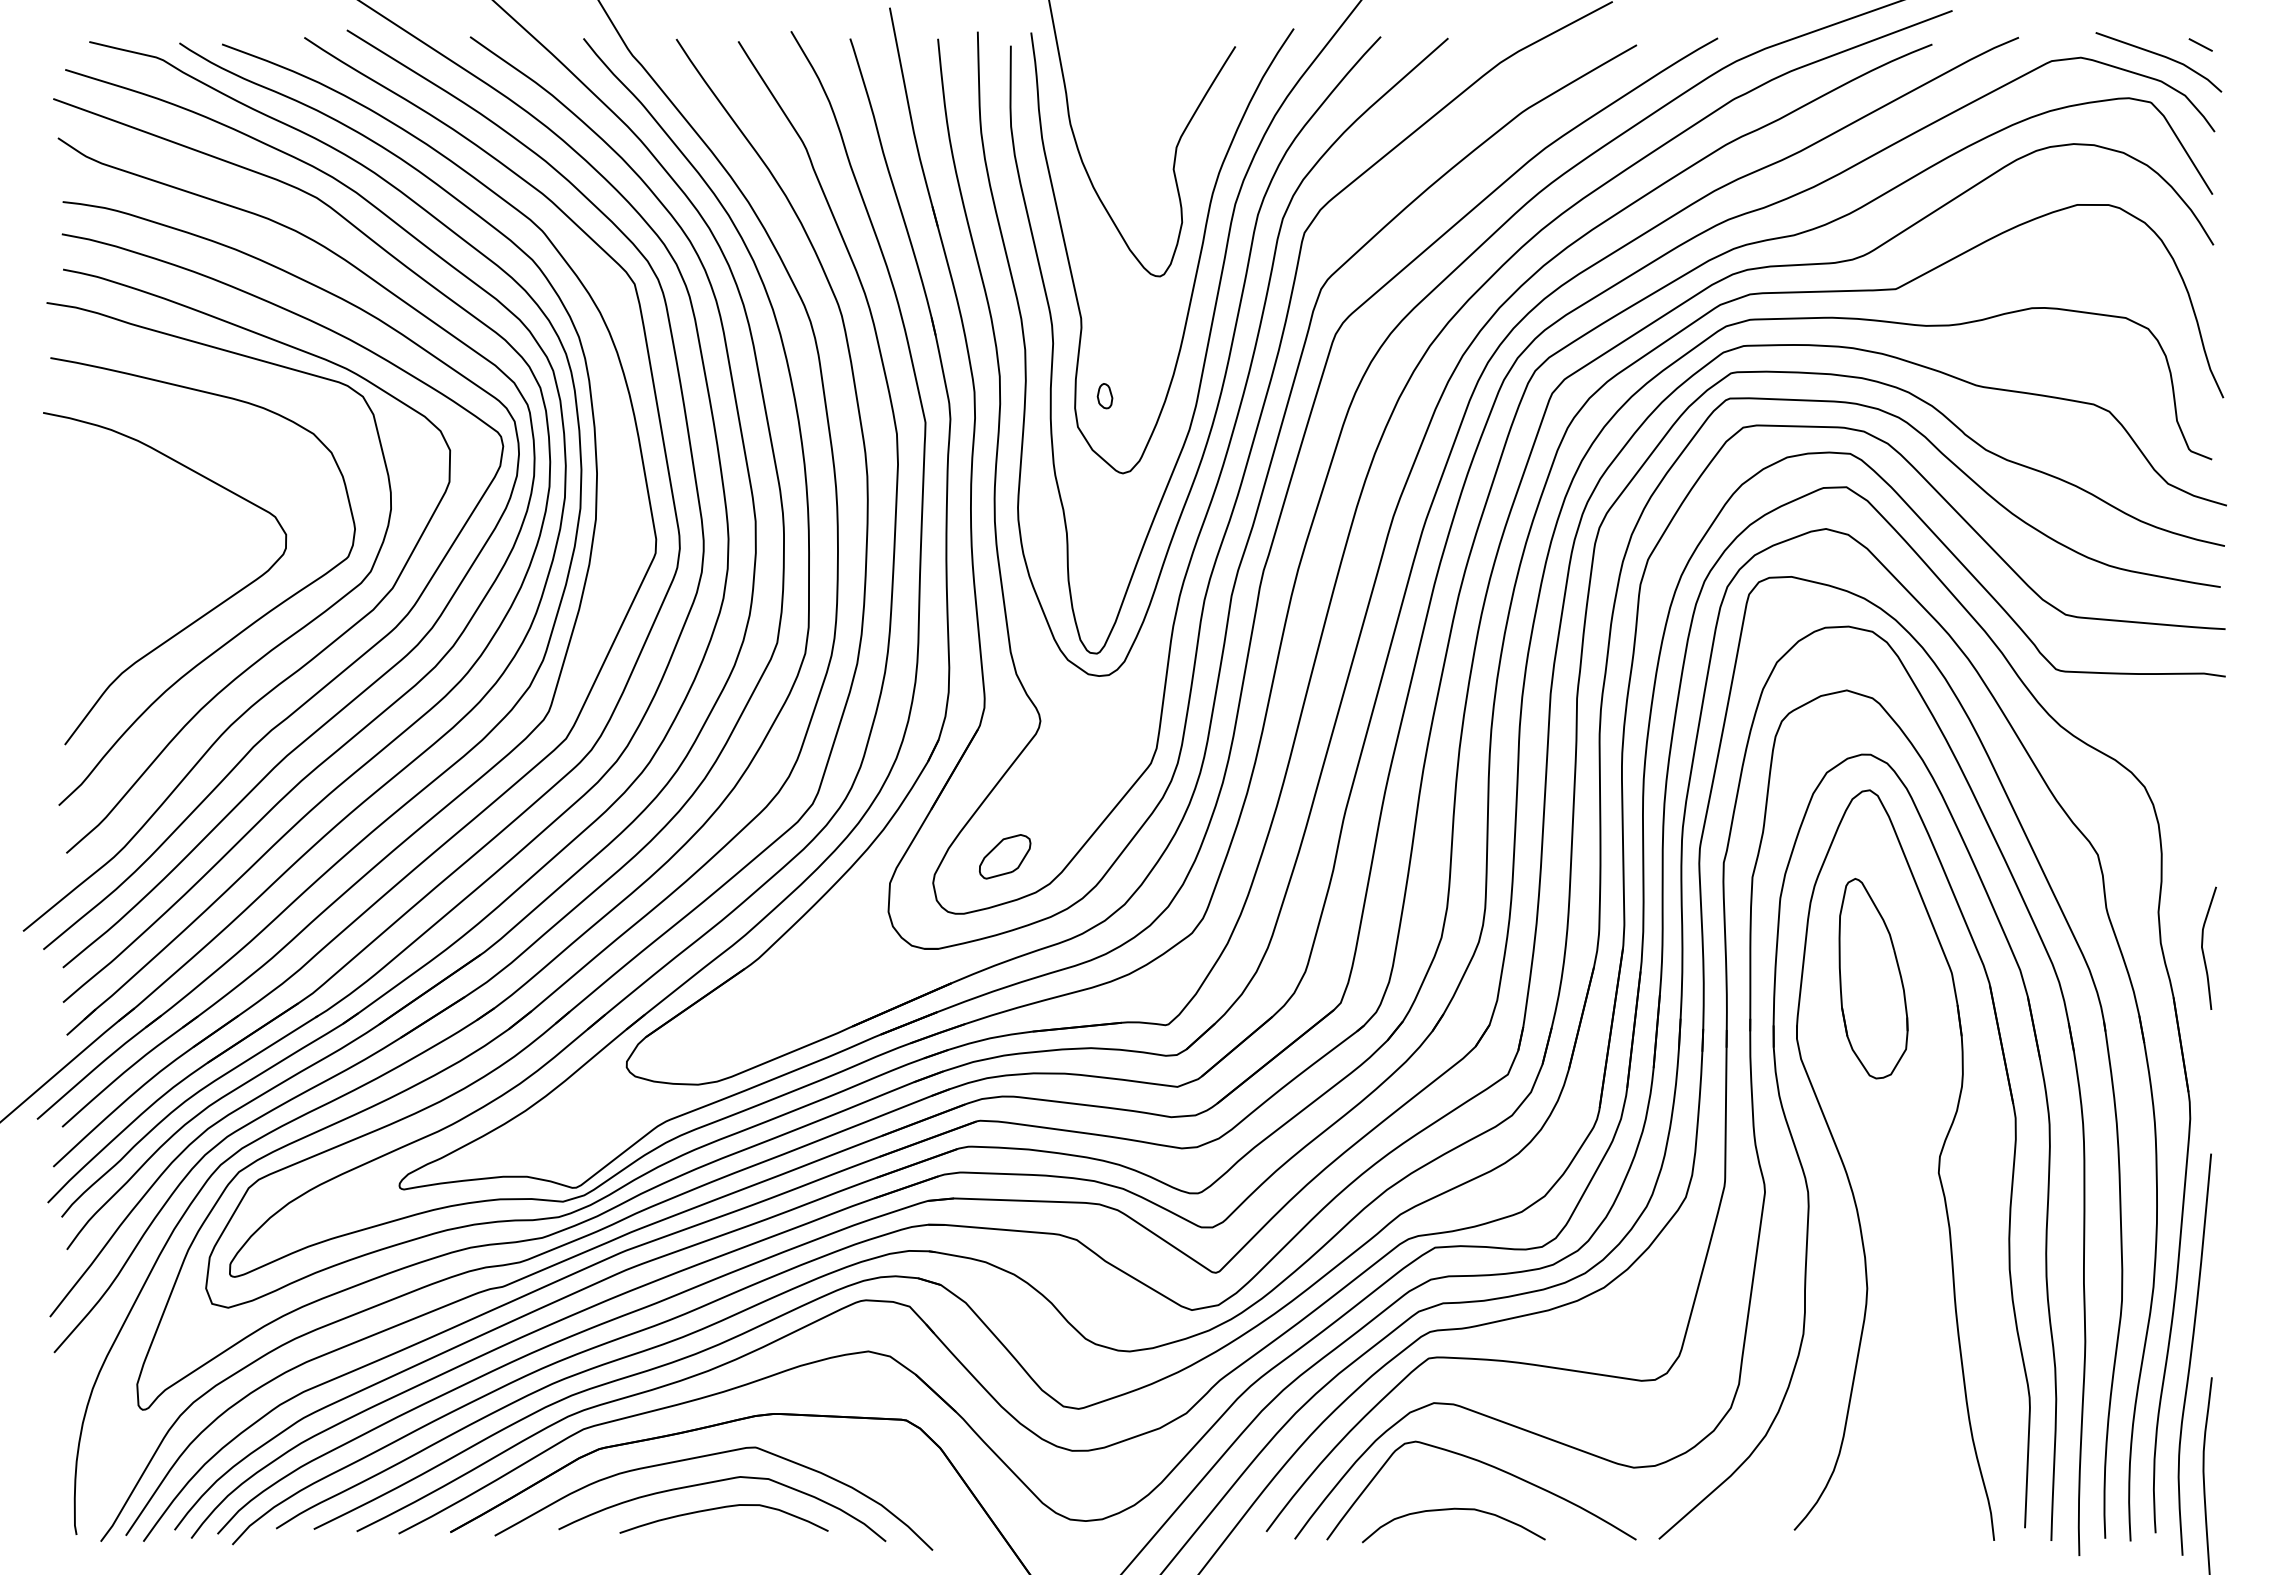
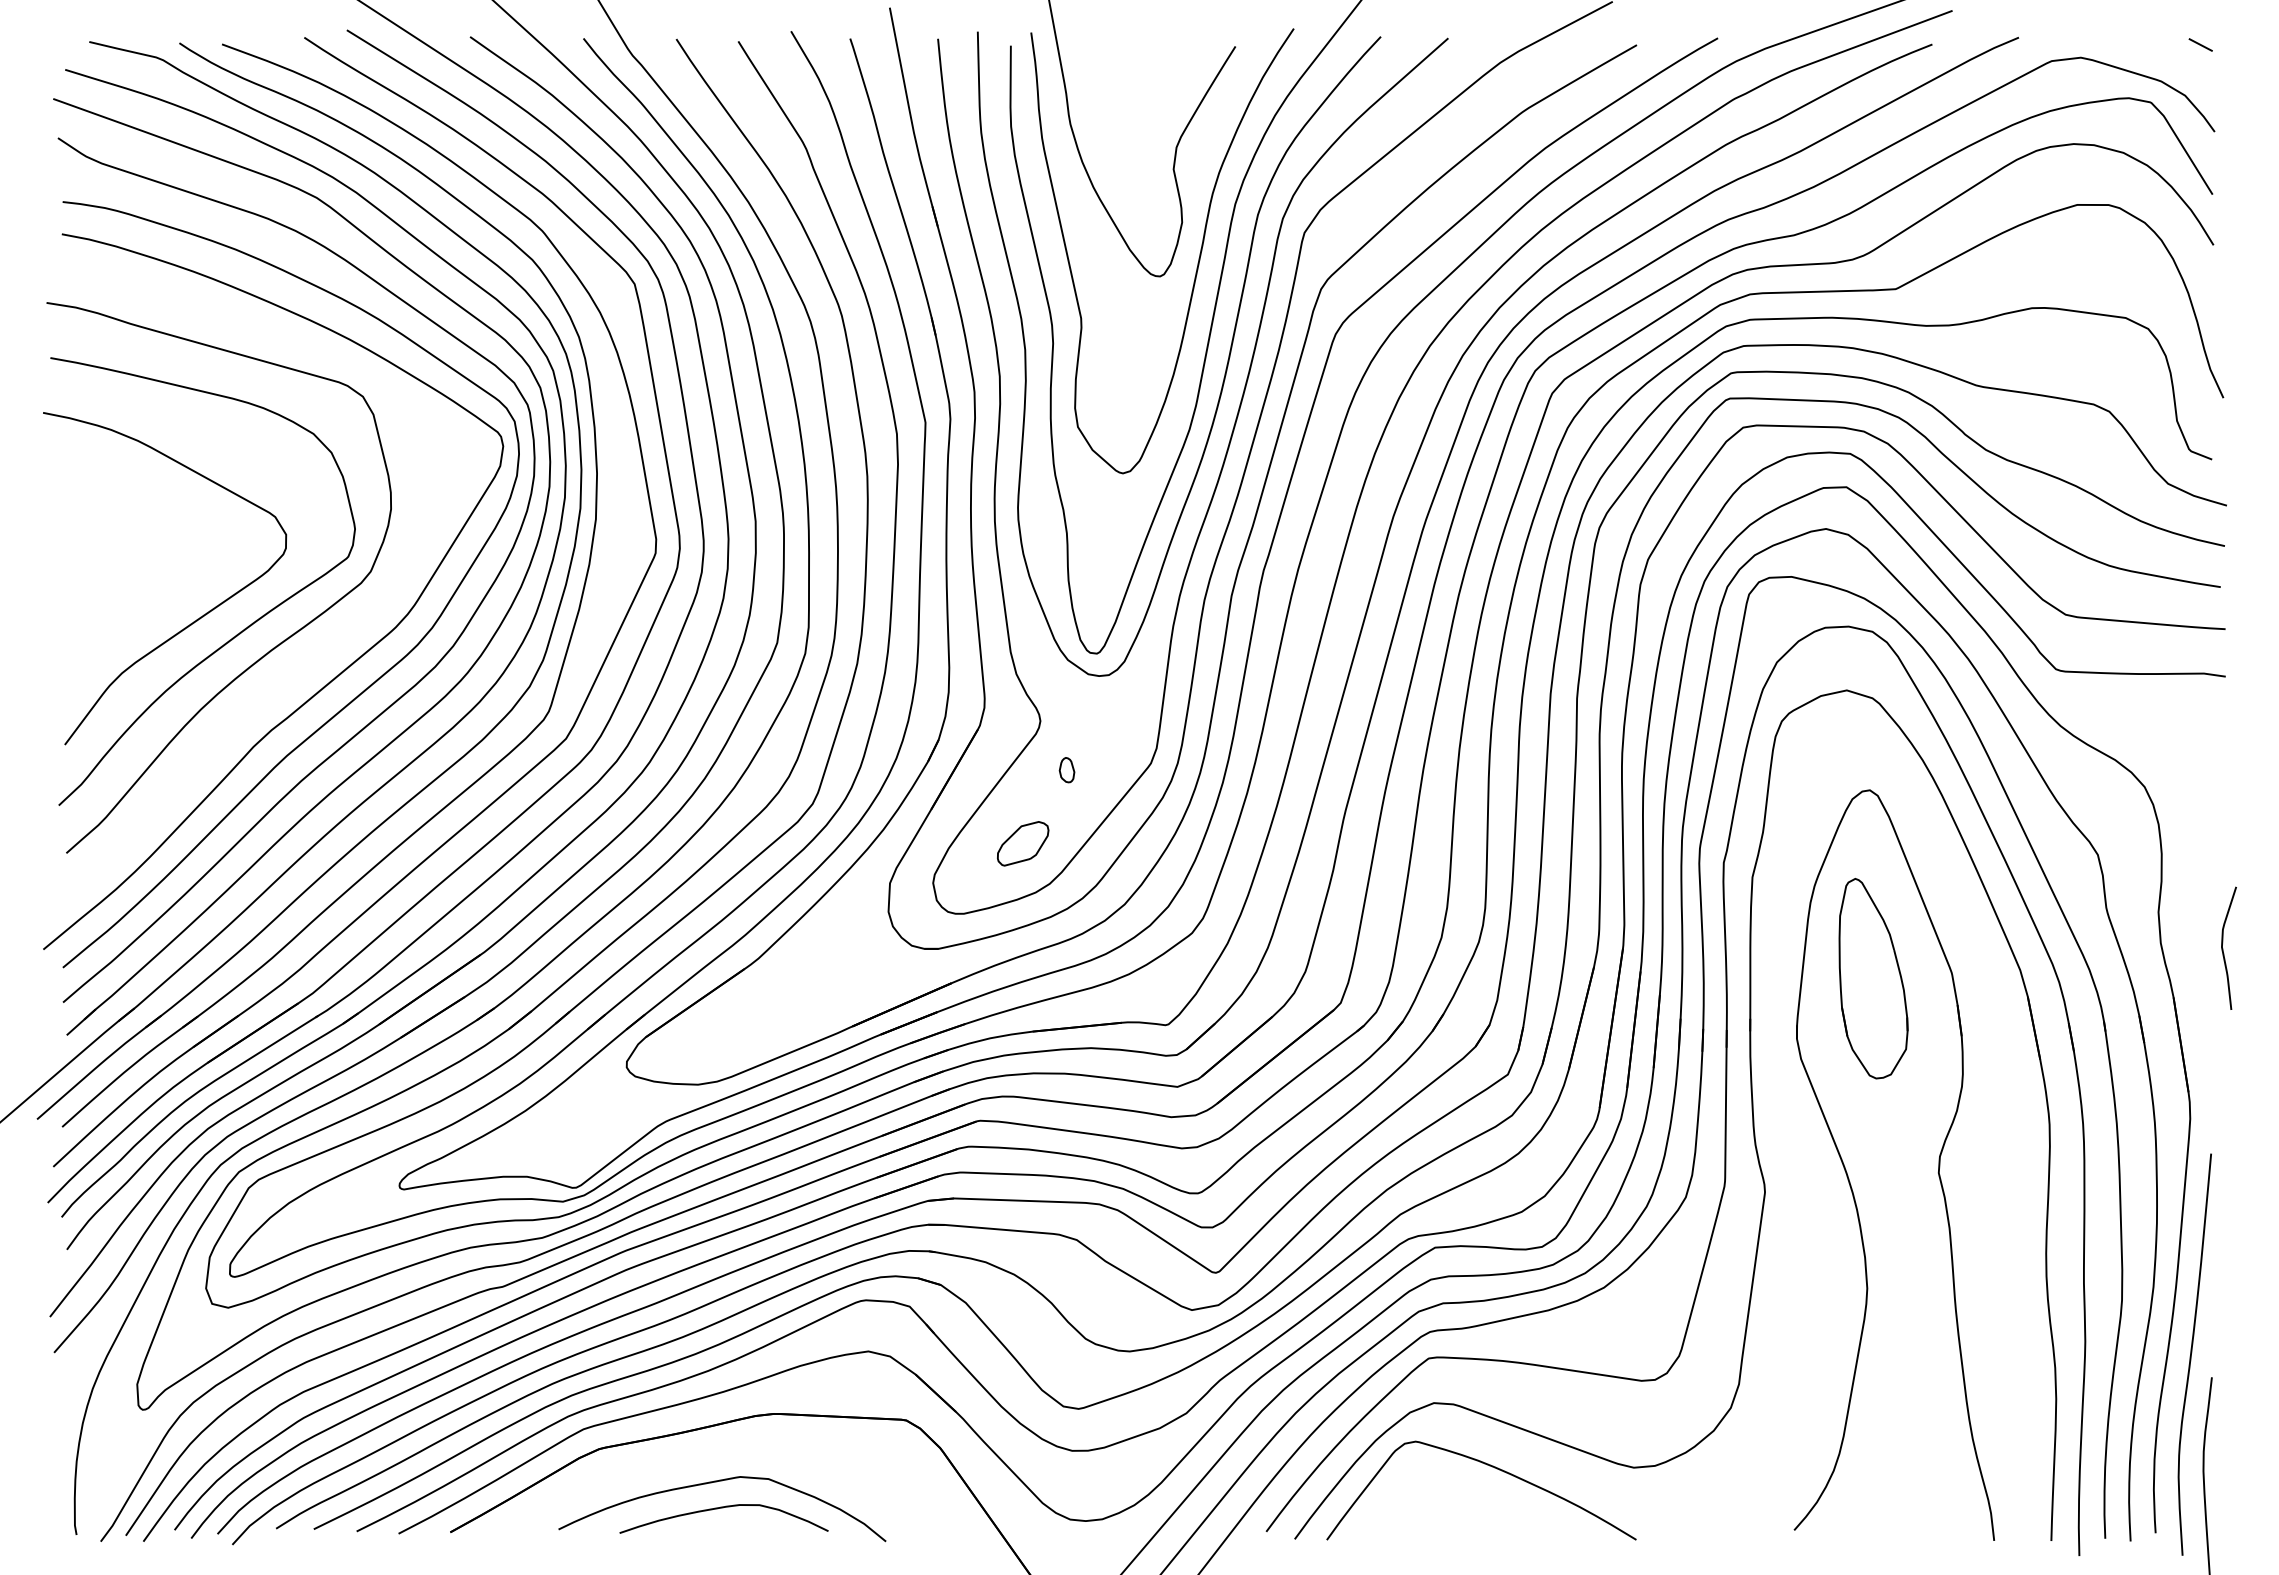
line: present -> none (2160, 56)
part position: (1104, 396) -> (1066, 770) (1066, 770)
curve: present -> none (290, 674)
part position: (1005, 856) -> (1023, 843) (1023, 843)
curve position: (2203, 948) -> (2223, 948) (2223, 948)
part: present -> none (1800, 1159)
curve: present -> none (703, 1457)
curve: present -> none (1449, 1510)
